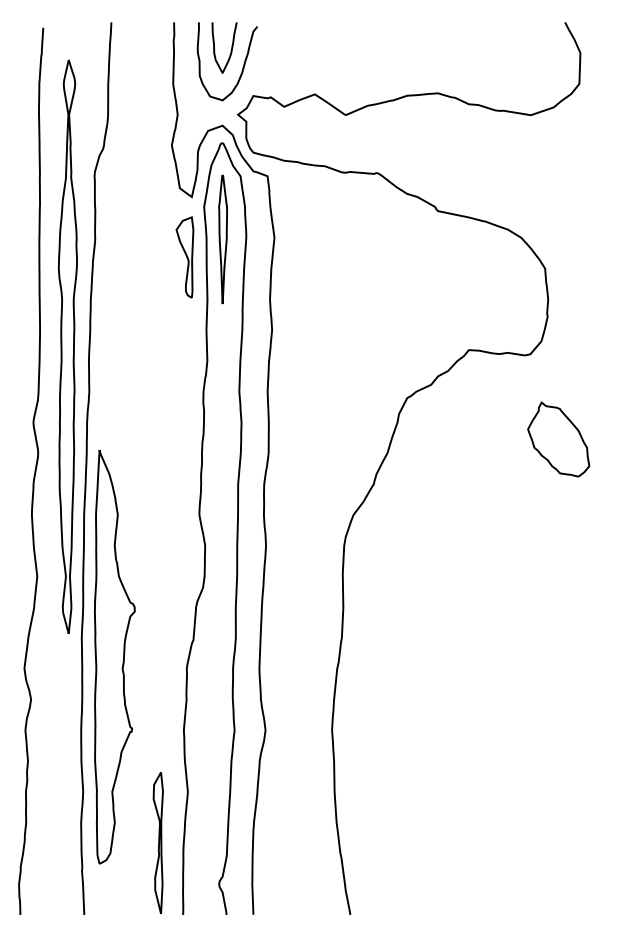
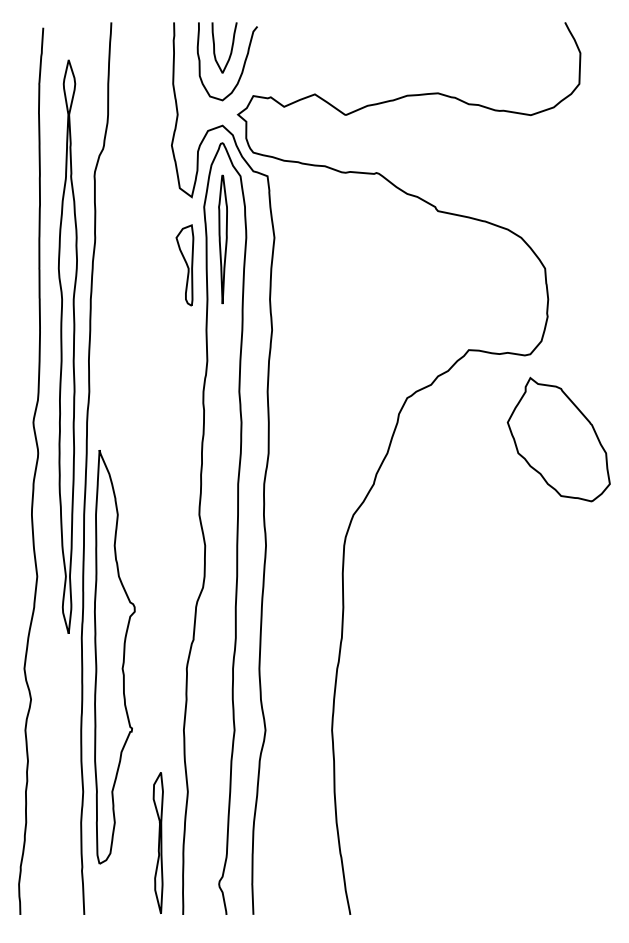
part position: (184, 257) -> (184, 265) (184, 265)
part size: 64x77 px -> 105x127 px (558, 439)
